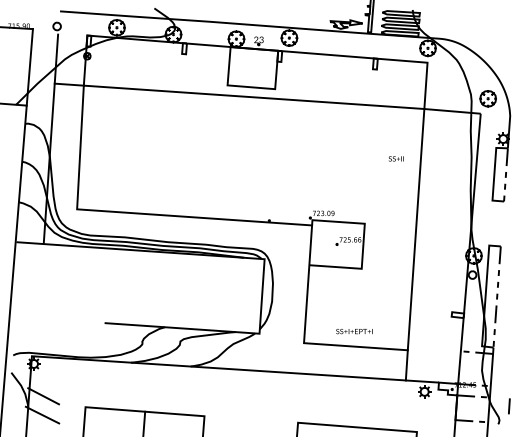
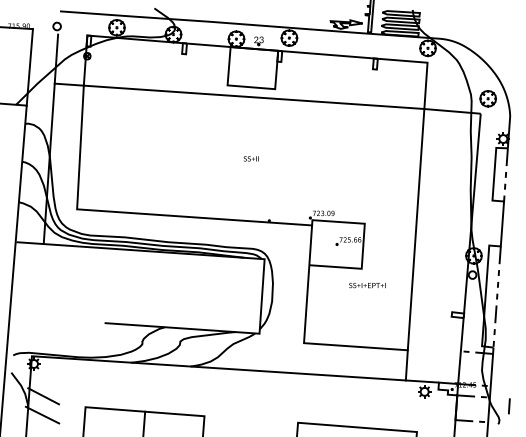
text position: (395, 158) -> (250, 158) (250, 158)
line: none -> present (502, 223)
text position: (354, 331) -> (367, 285) (367, 285)
